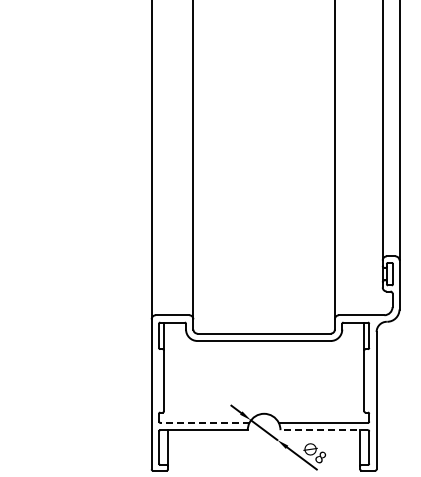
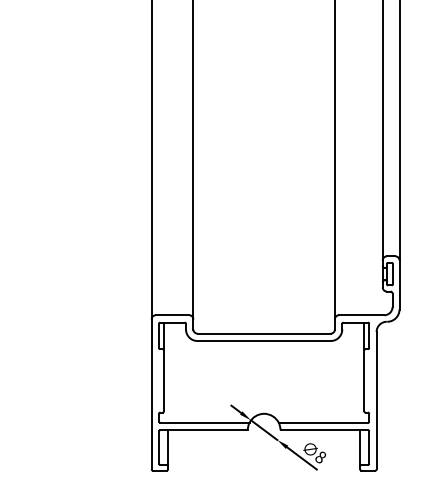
line: dashed -> solid (204, 422)
line: dashed -> solid (324, 430)
